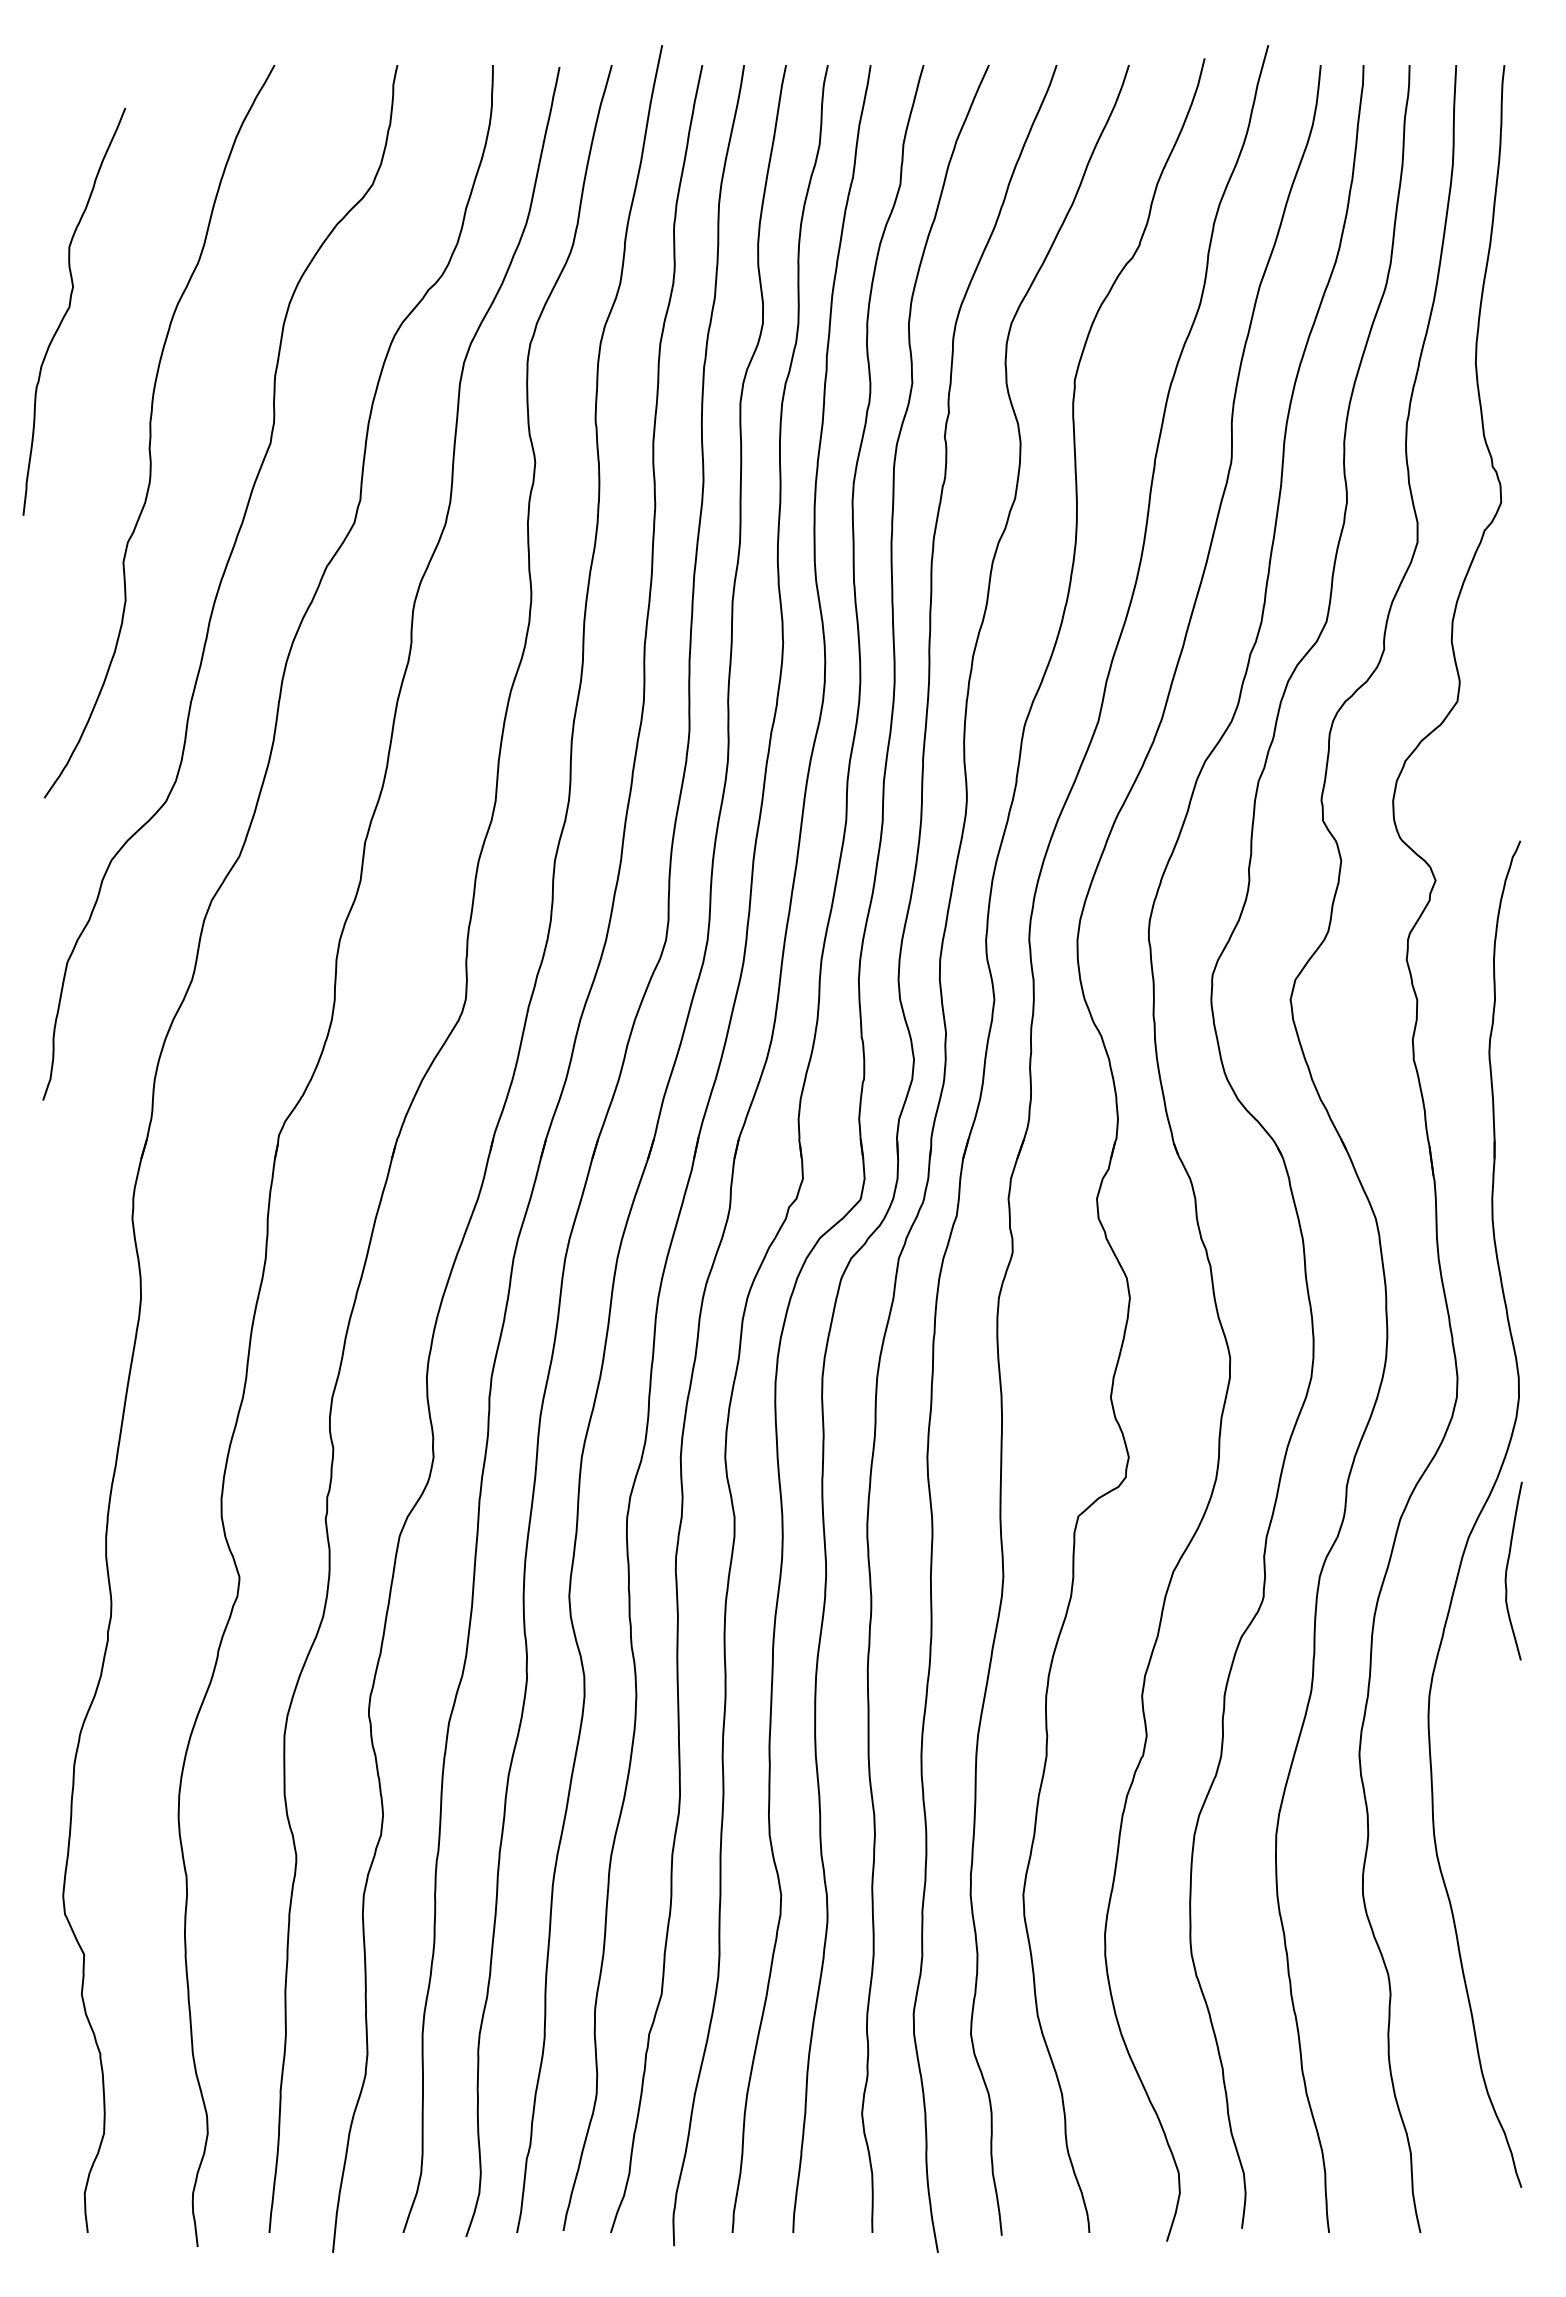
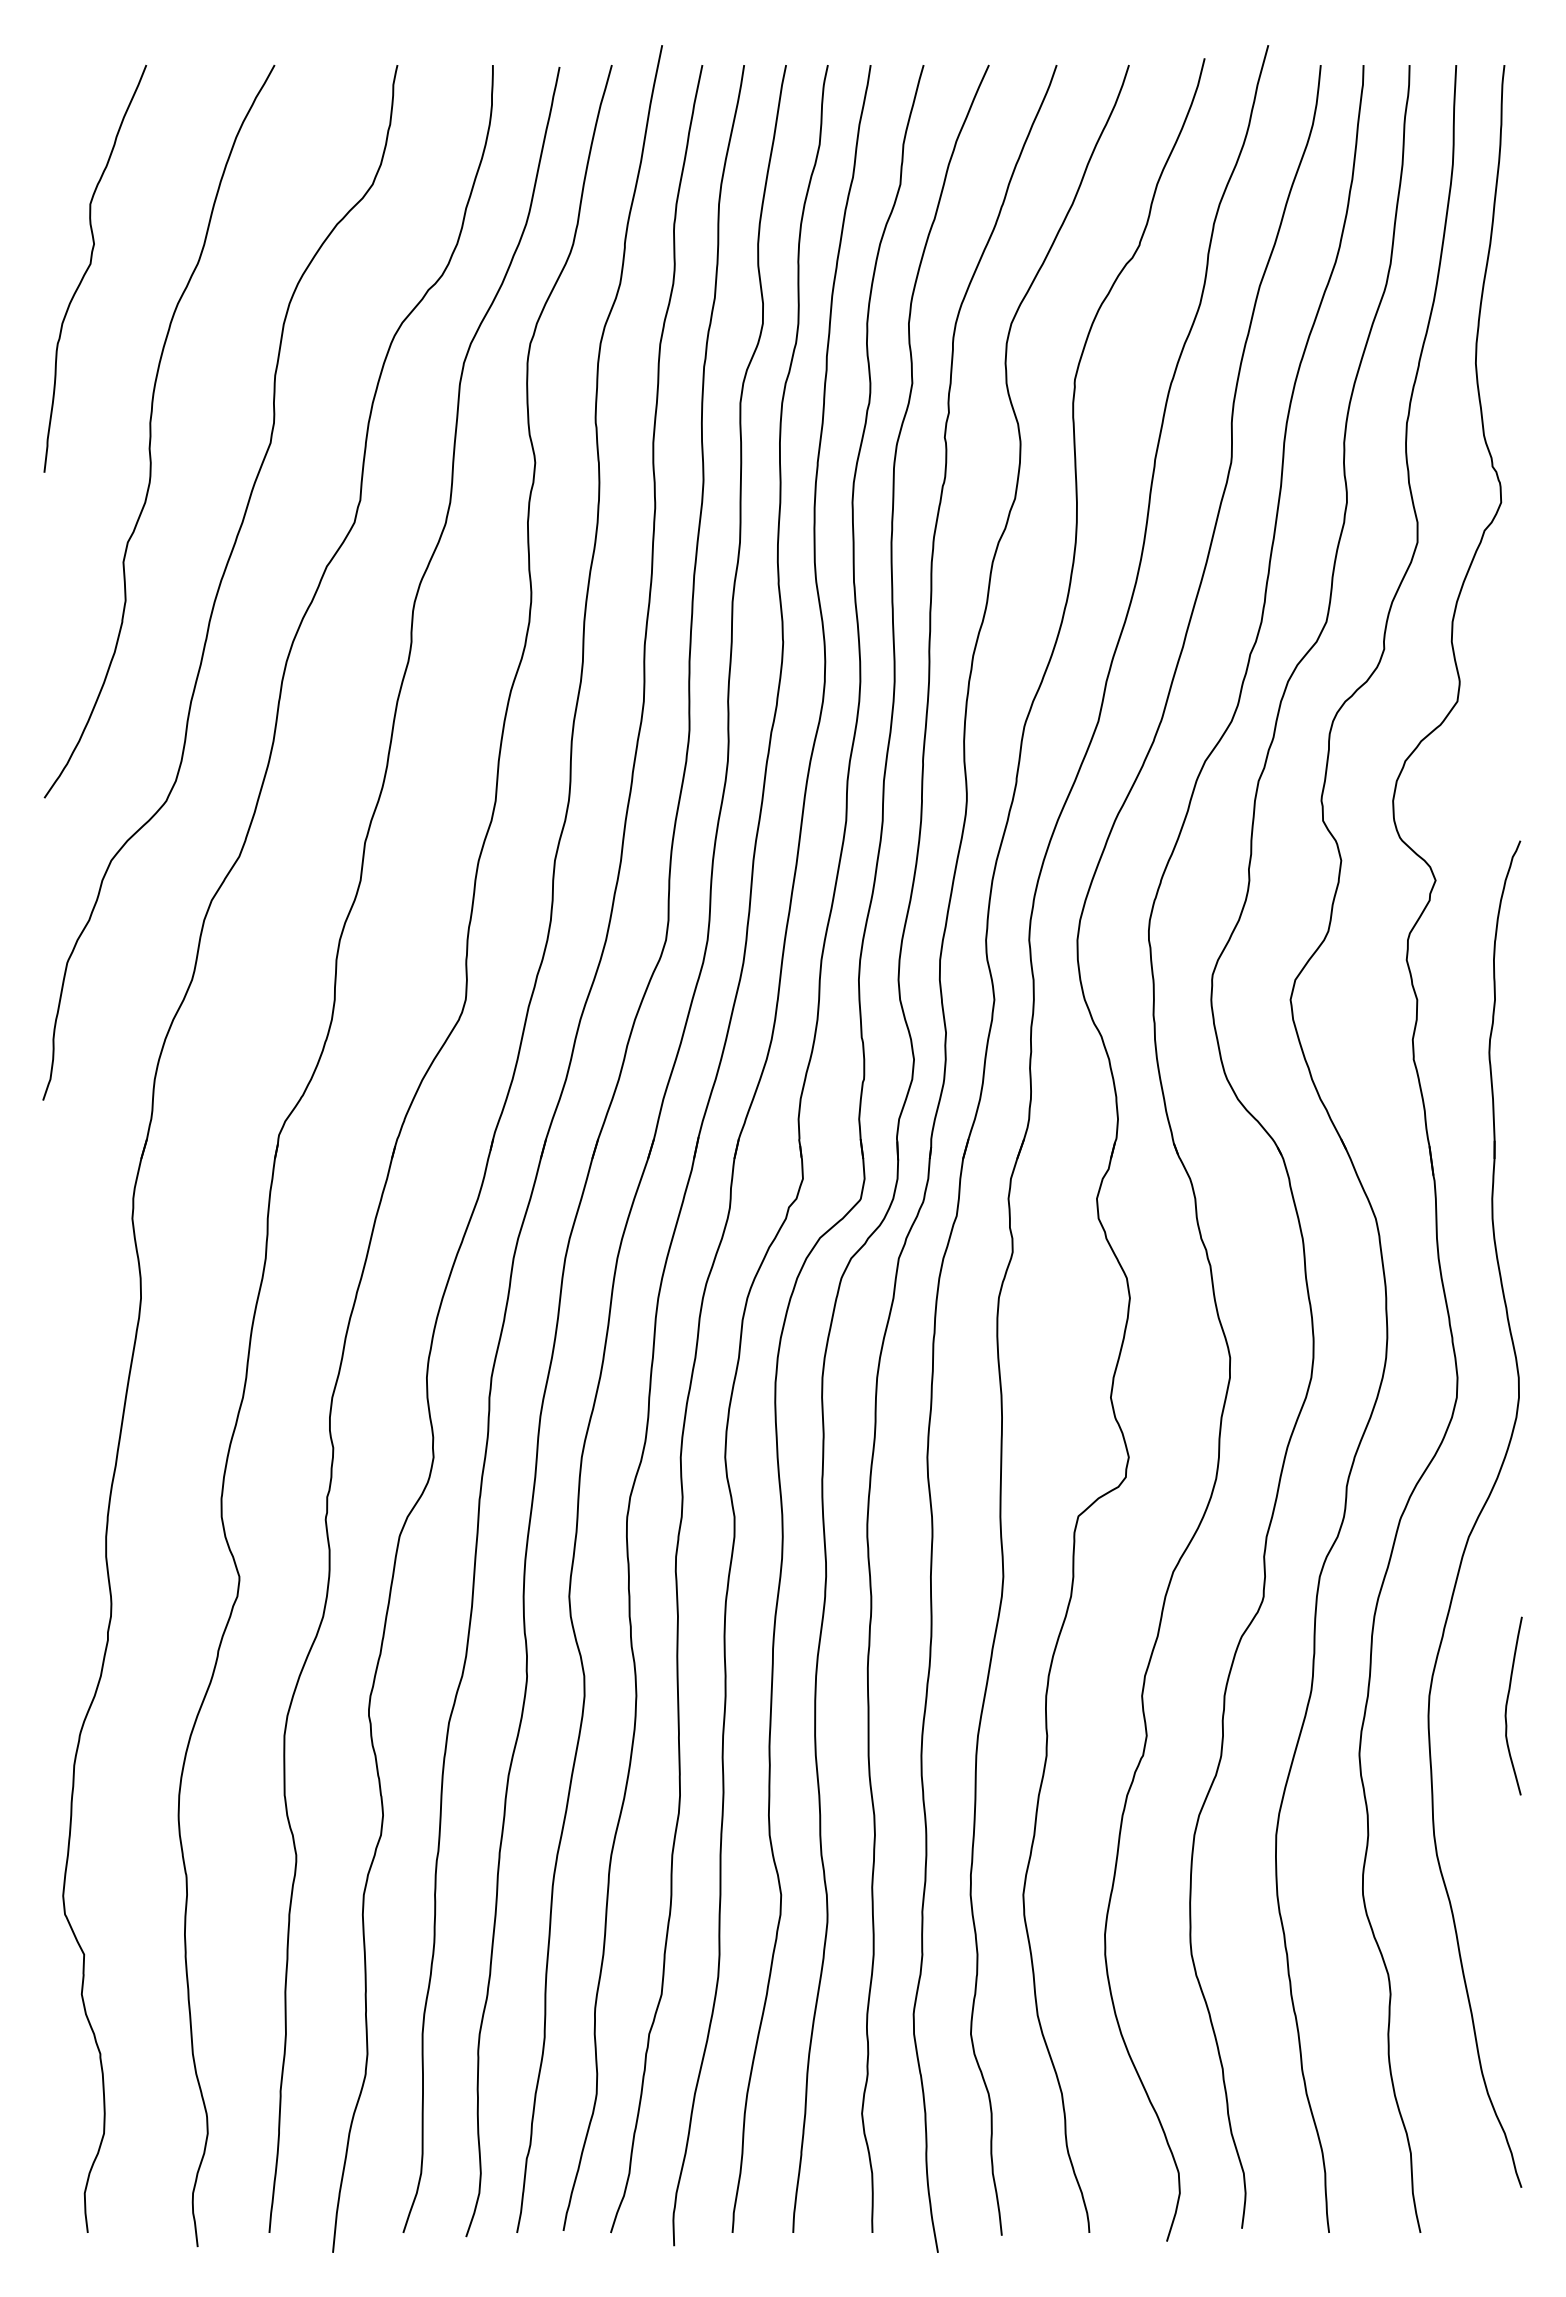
curve position: (69, 309) -> (90, 266) (90, 266)
curve position: (1507, 1570) -> (1507, 1705) (1507, 1705)
